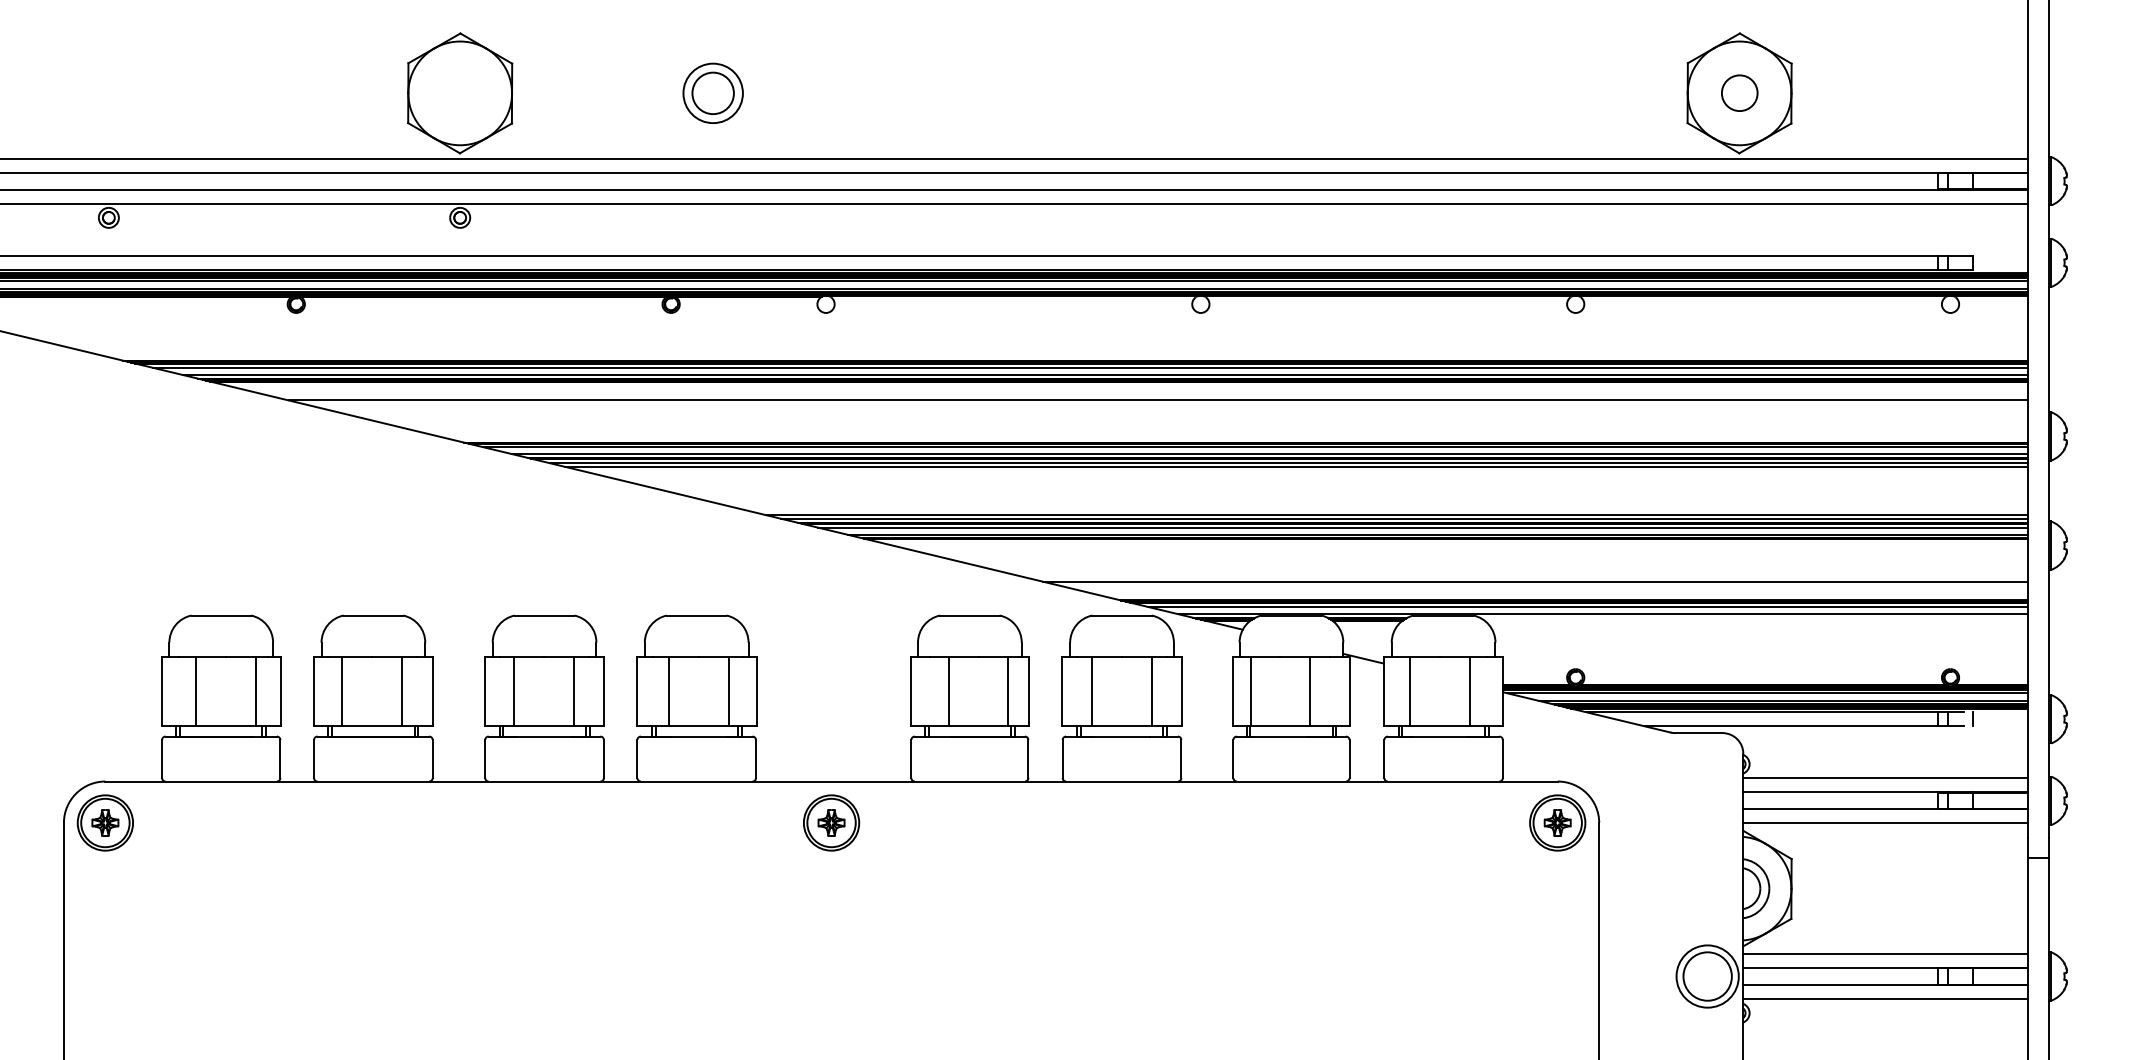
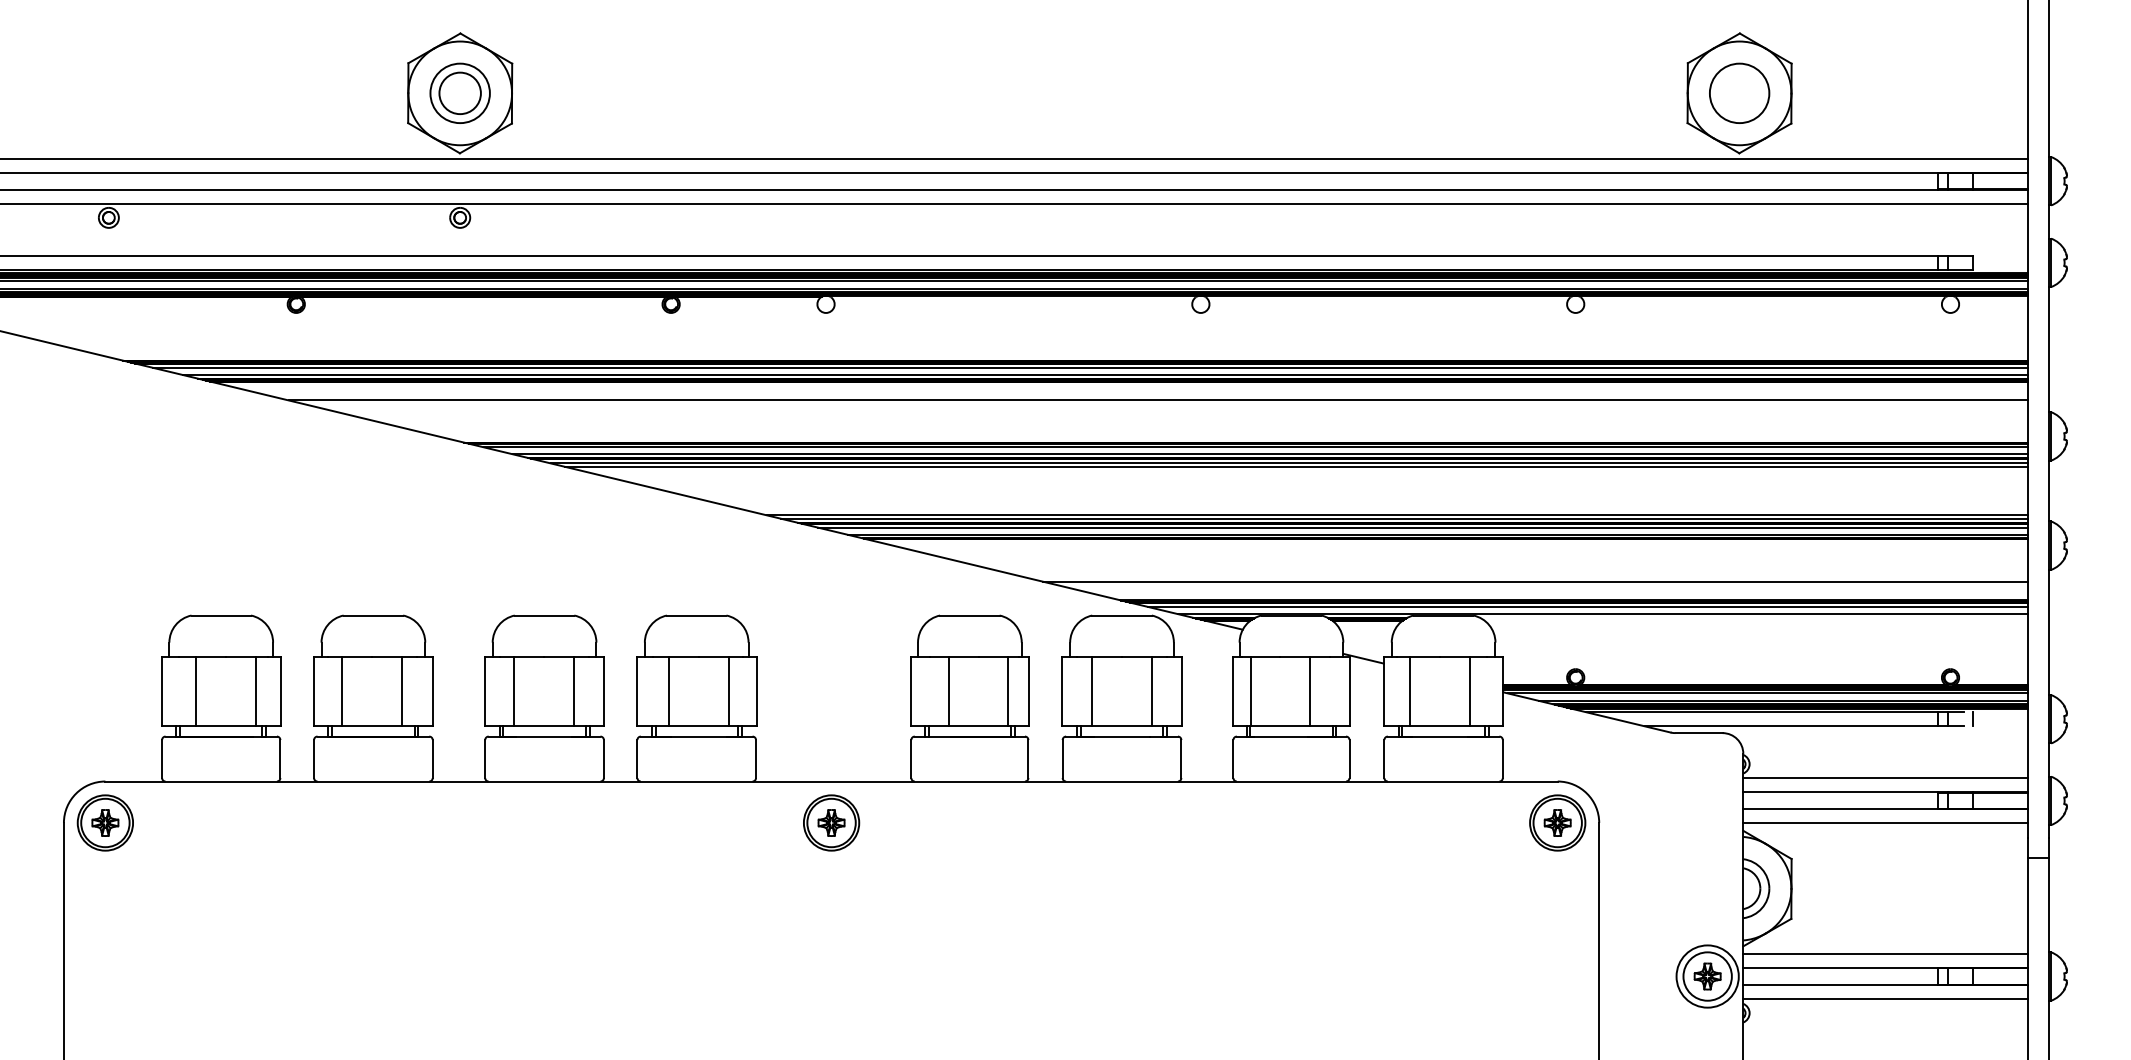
part position: (712, 92) -> (459, 92) (459, 92)
circle size: 38x38 px -> 62x62 px (1739, 92)
part: none -> present (1707, 976)
